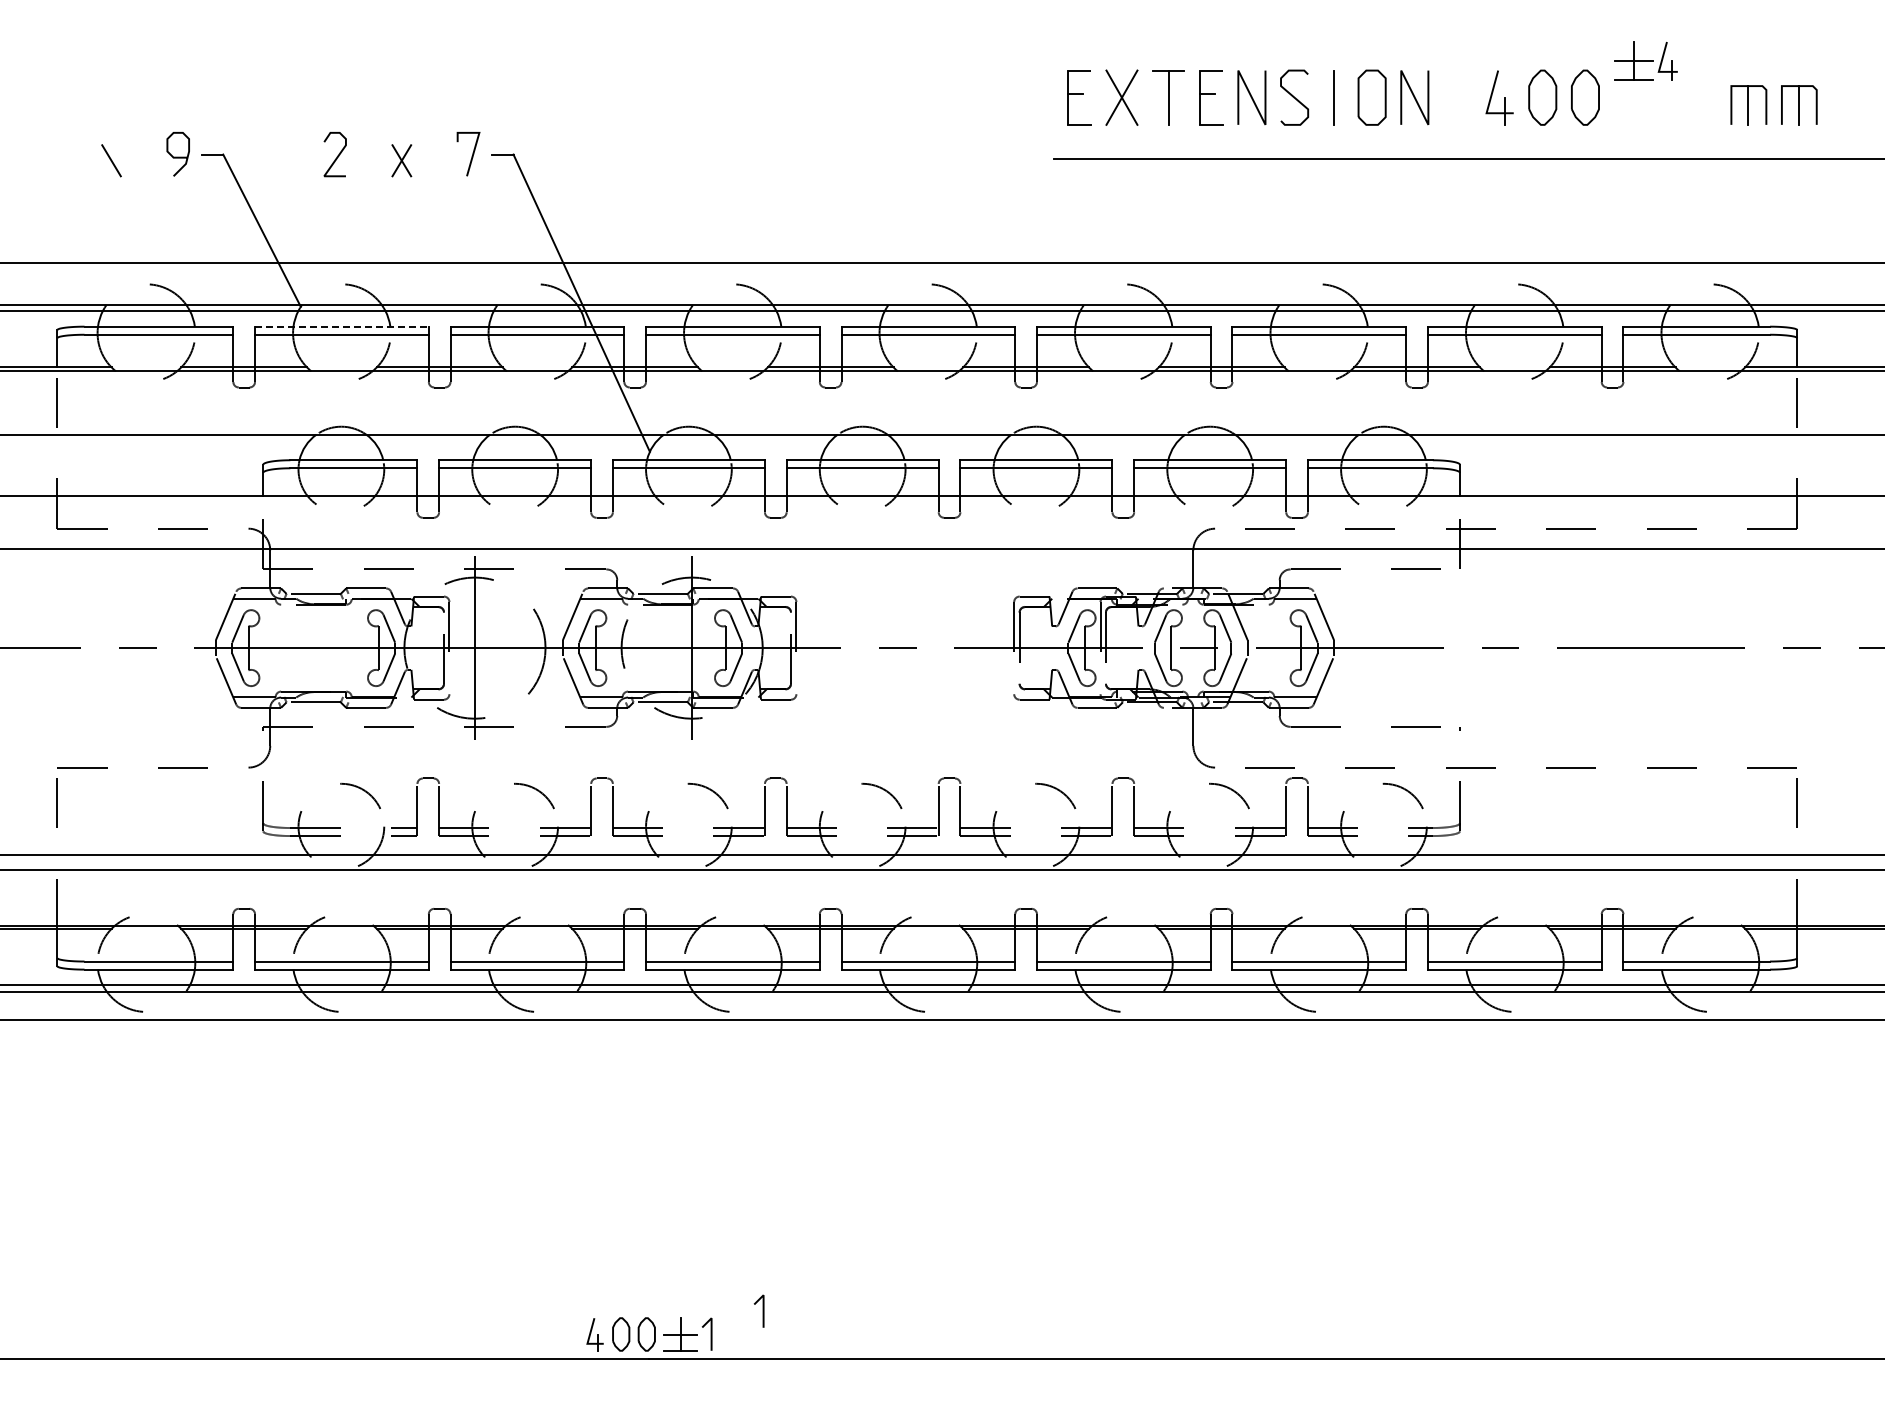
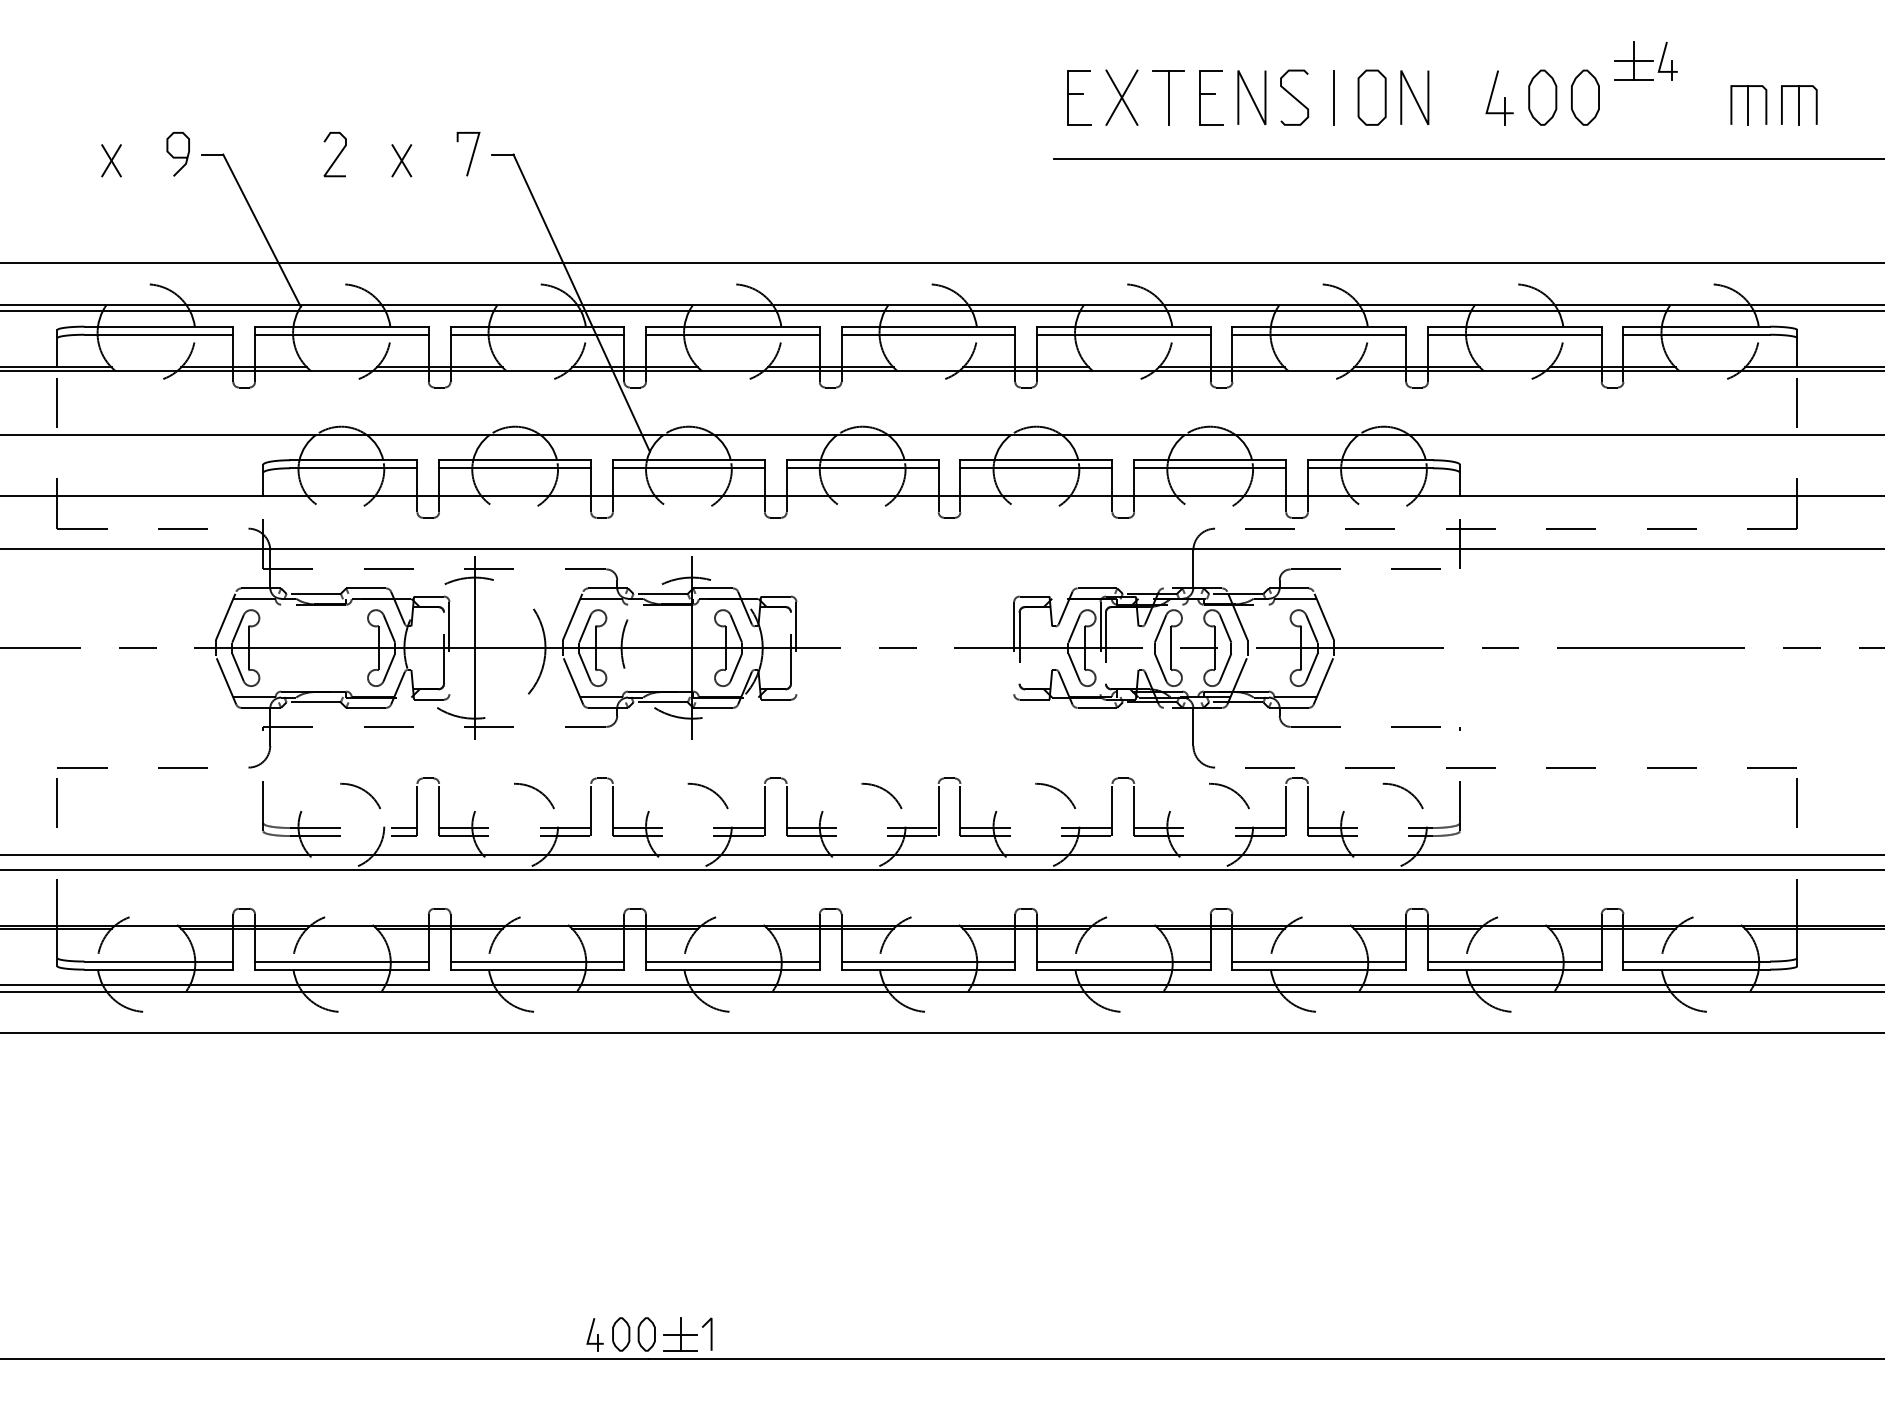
line: none -> present (111, 160)
line: dashed -> solid (341, 326)
line position: (941, 1020) -> (941, 1033) (941, 1033)
line: present -> none (762, 1310)
